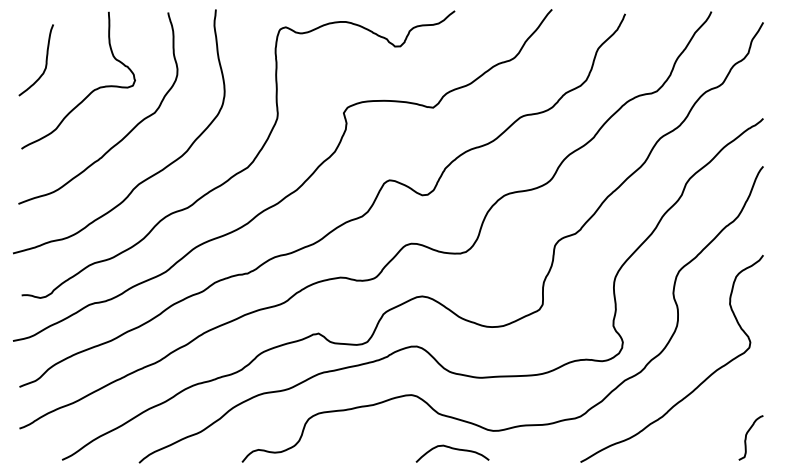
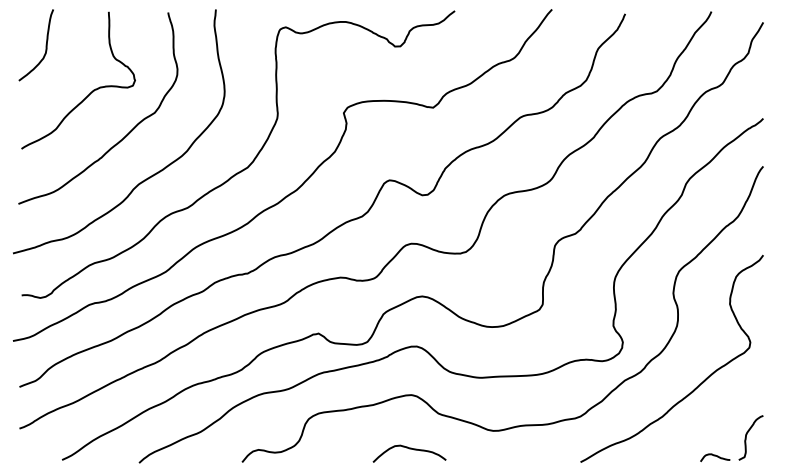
curve position: (45, 60) -> (45, 45) (45, 45)
curve position: (452, 449) -> (409, 449) (409, 449)
curve: none -> present (715, 456)
